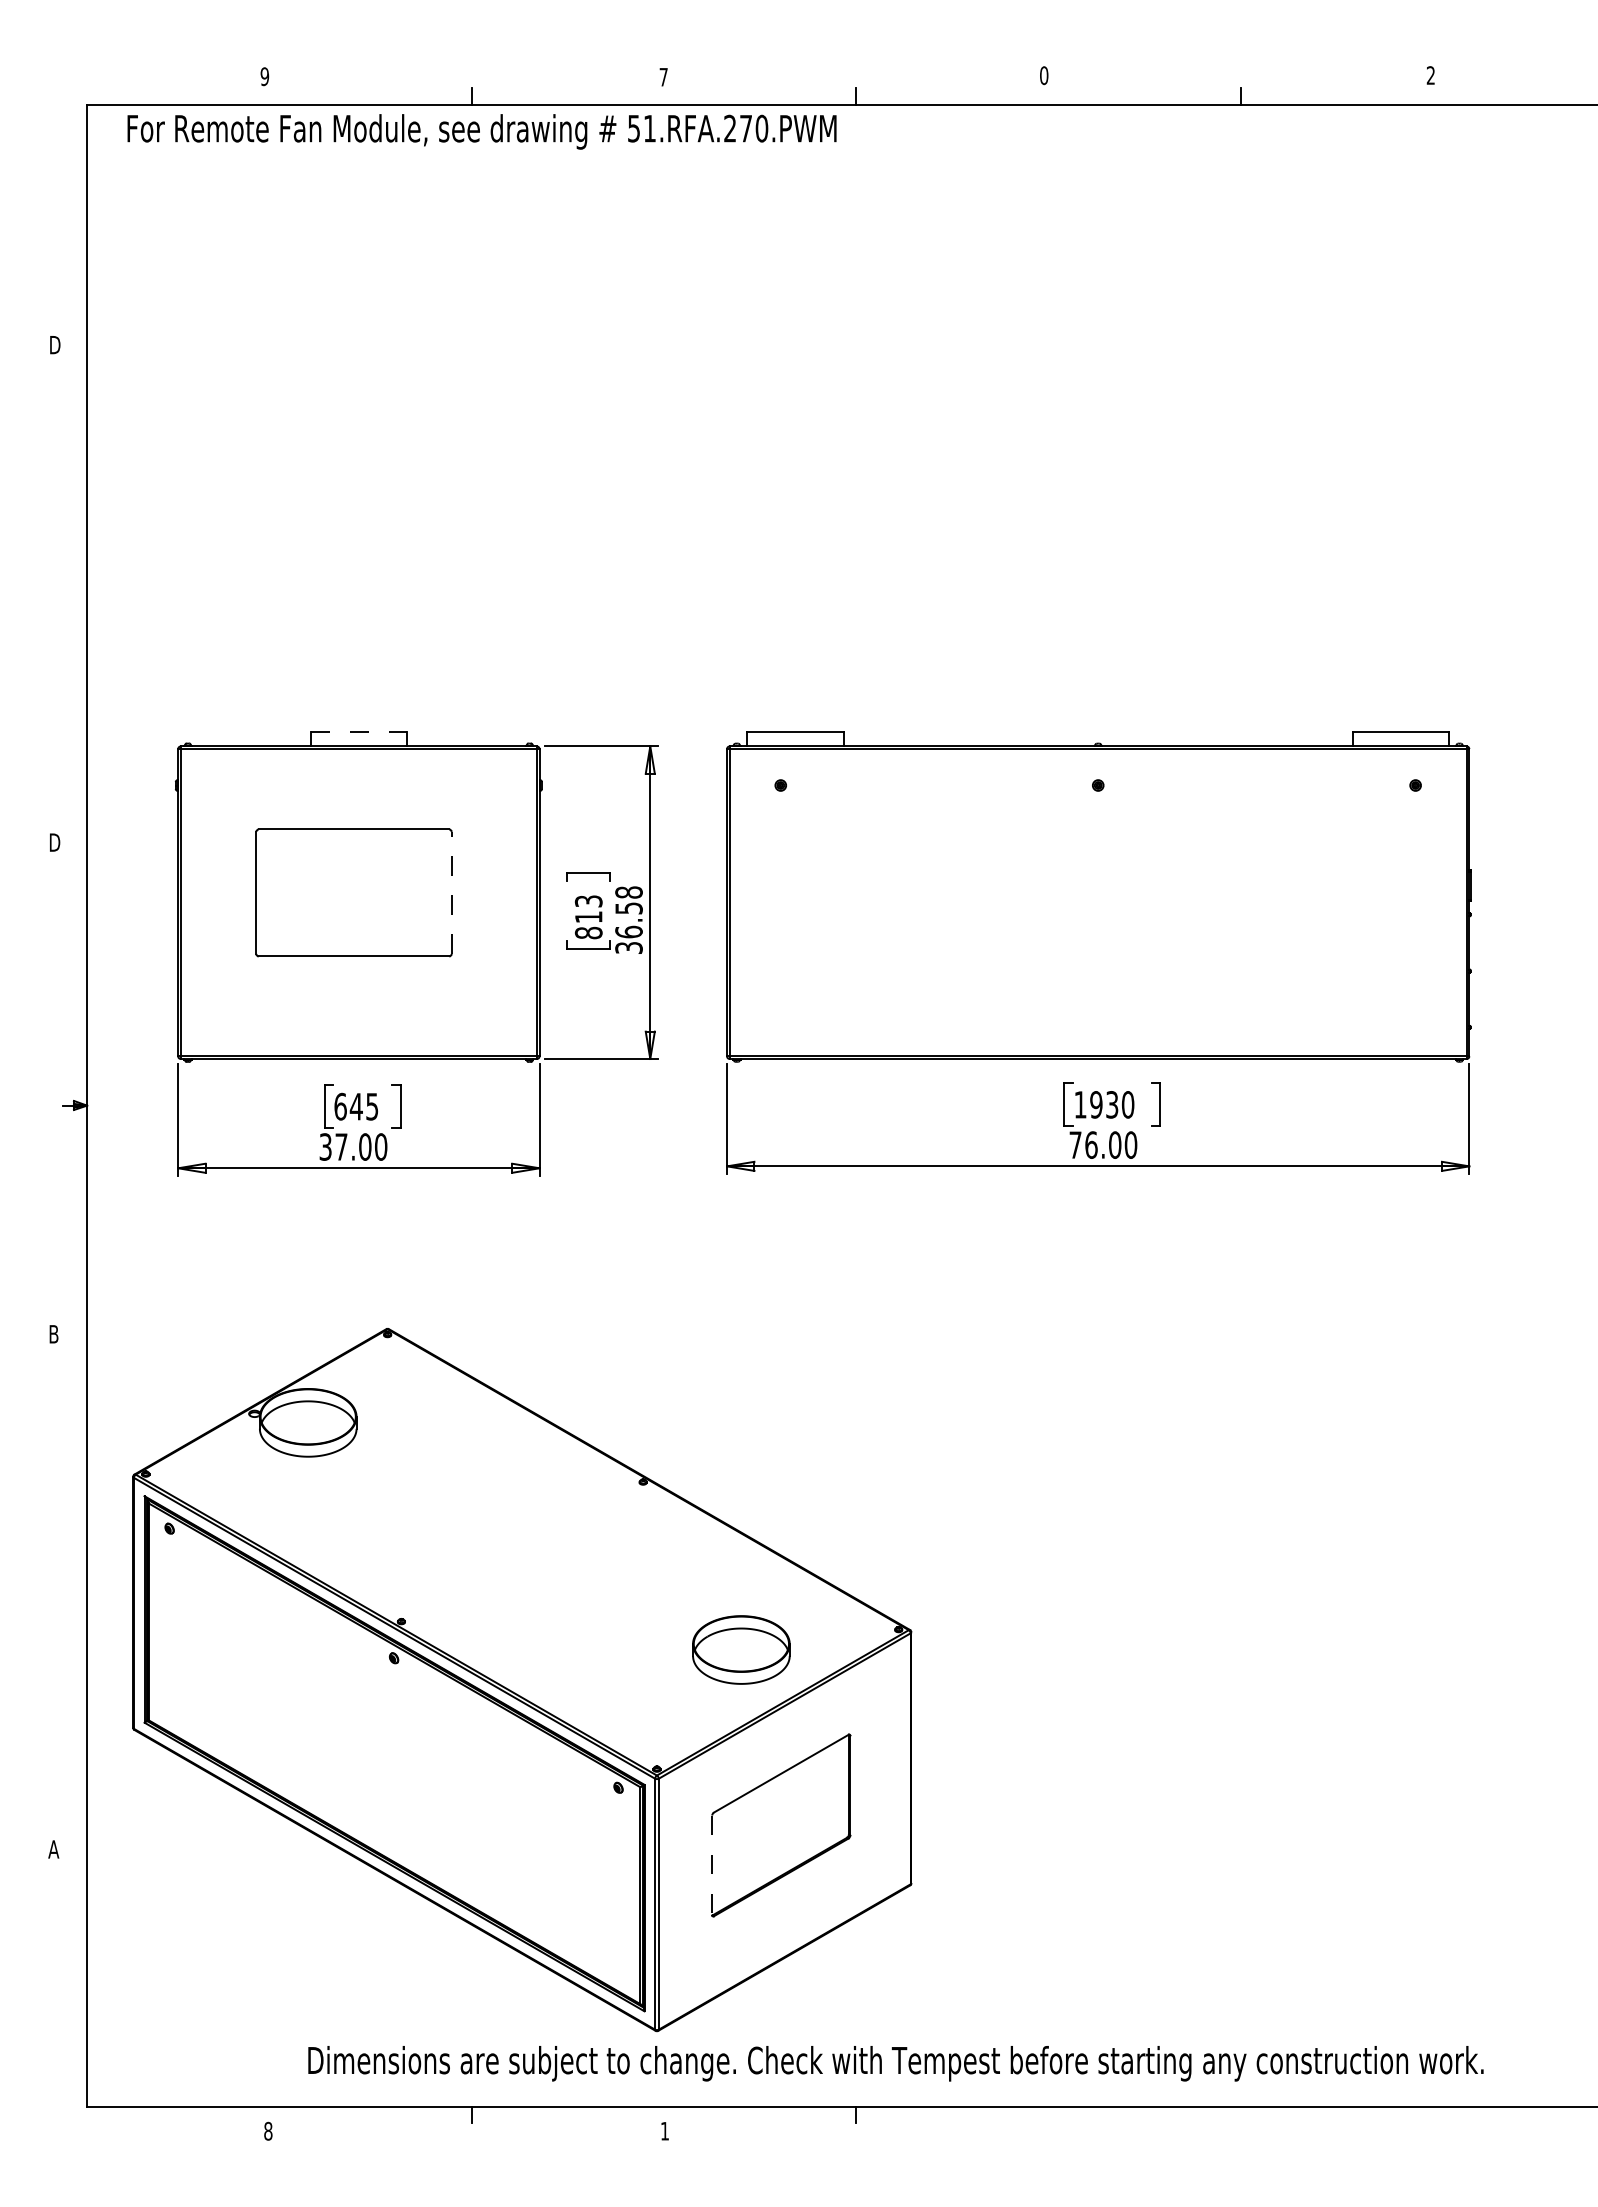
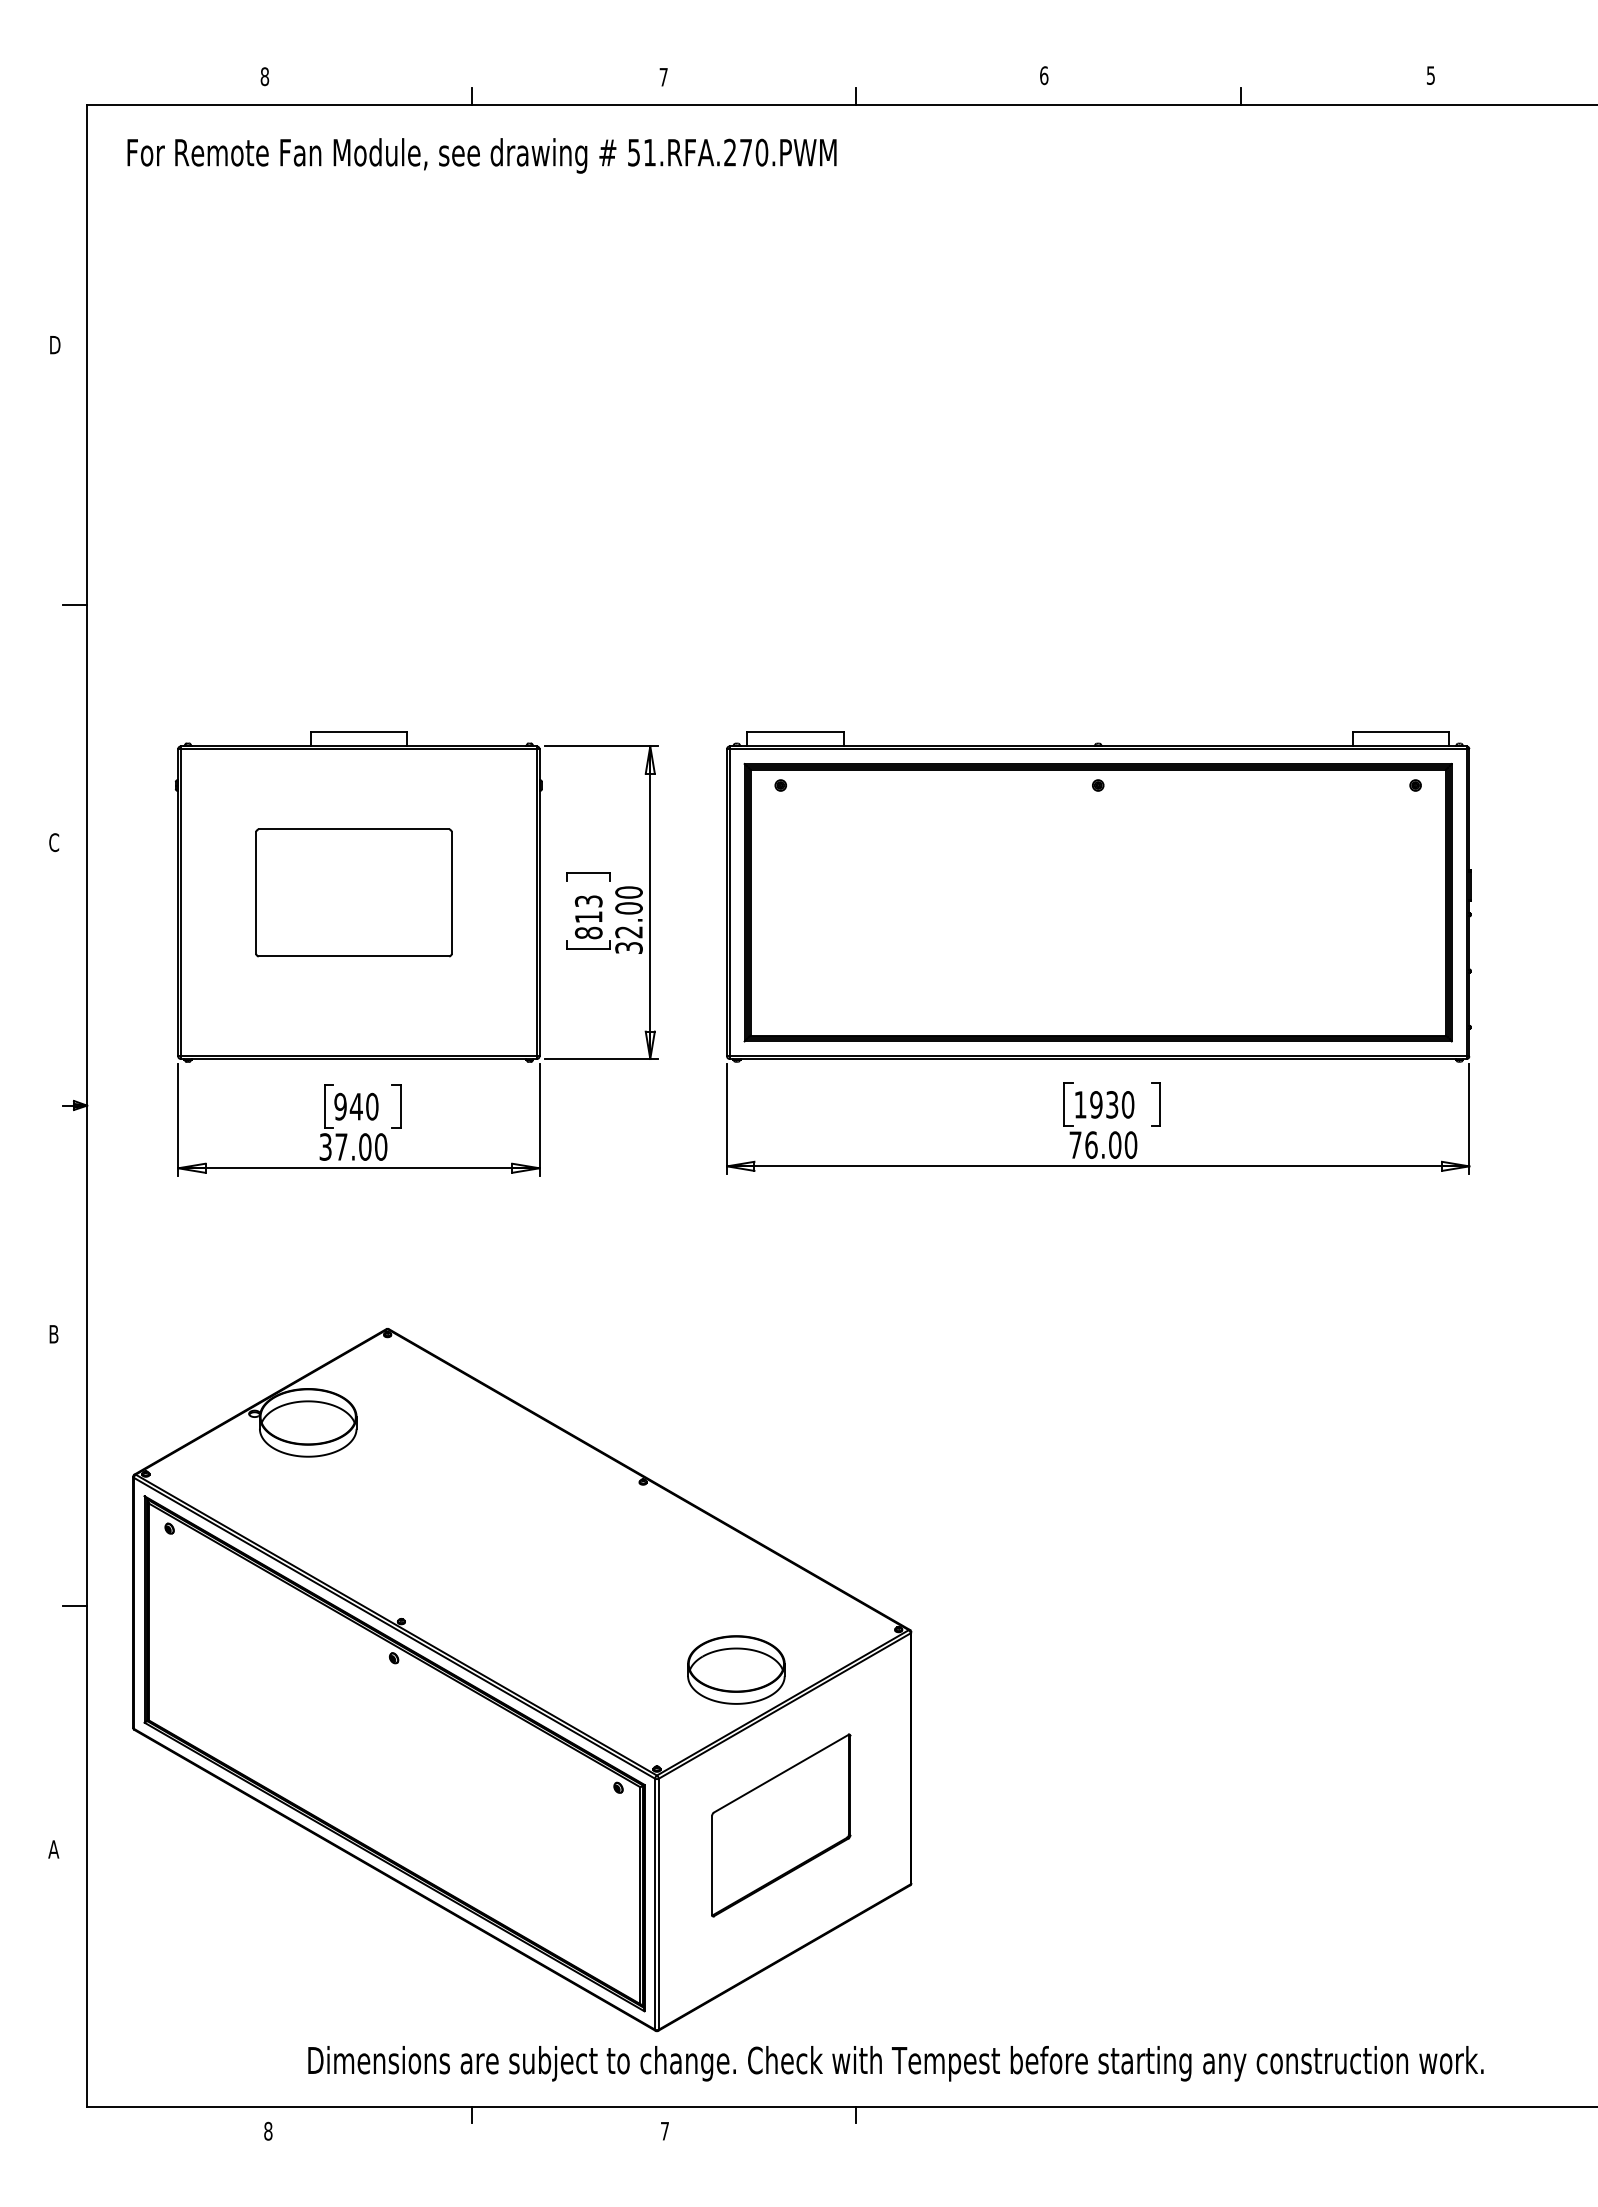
text: 0 -> 6 (1044, 75)
text: 2 -> 5 (1430, 75)
text: 9 -> 8 (264, 76)
text position: (481, 131) -> (481, 155) (481, 155)
line: none -> present (74, 605)
line: dashed -> solid (359, 731)
text: D -> C (54, 842)
line: dashed -> solid (451, 892)
part: none -> present (1097, 902)
text: 36.58 -> 32.00 (628, 912)
text: 645 -> 940 (356, 1106)
line: none -> present (74, 1606)
part position: (741, 1649) -> (736, 1669) (736, 1669)
line: dashed -> solid (712, 1865)
text: 1 -> 7 (664, 2131)
